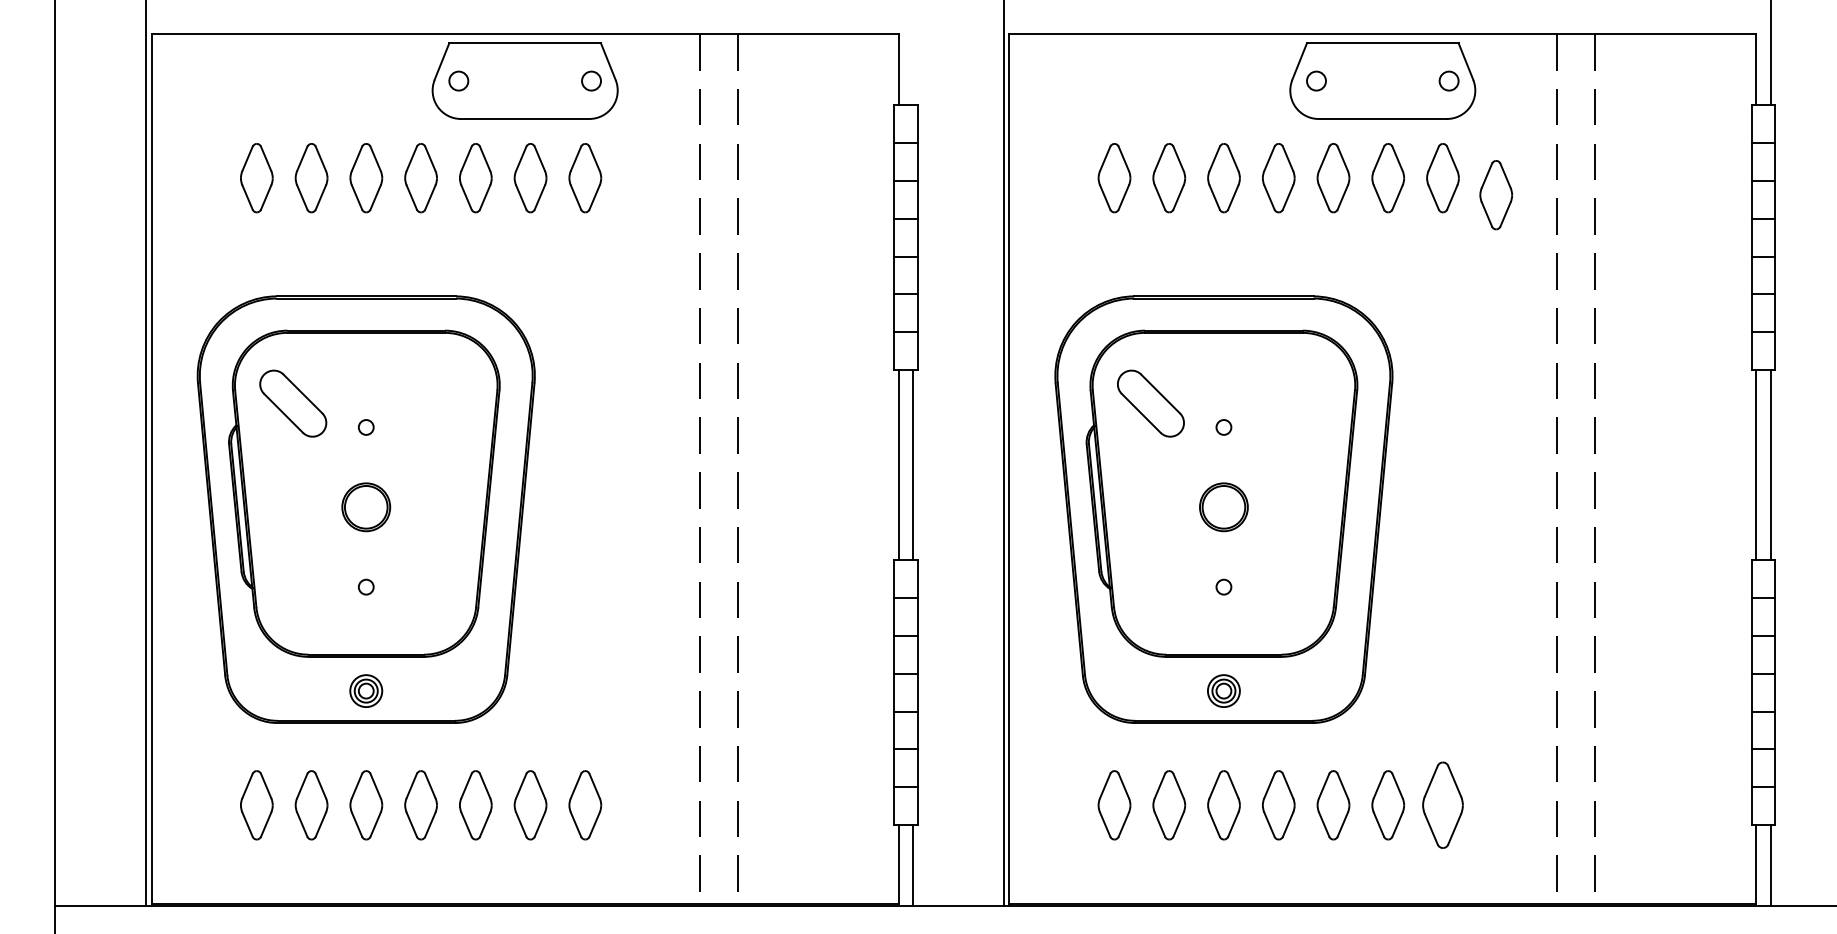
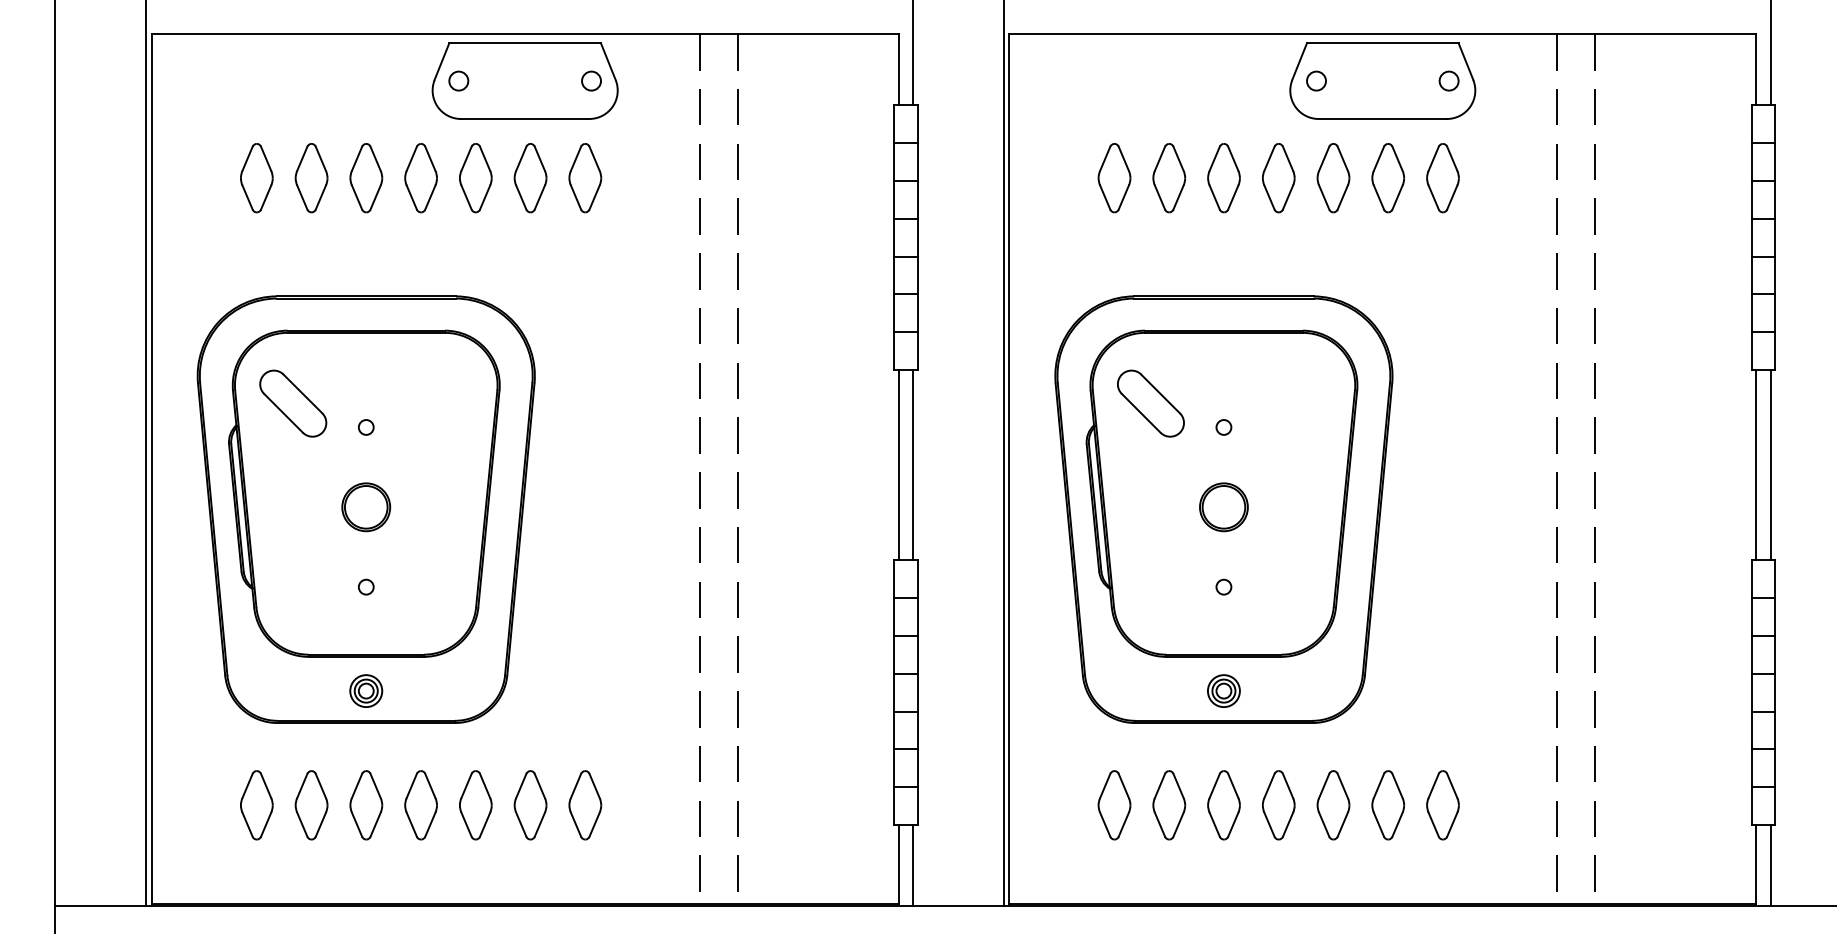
line: none -> present (912, 53)
part: present -> none (1495, 195)
part size: 42x88 px -> 34x71 px (1442, 805)
